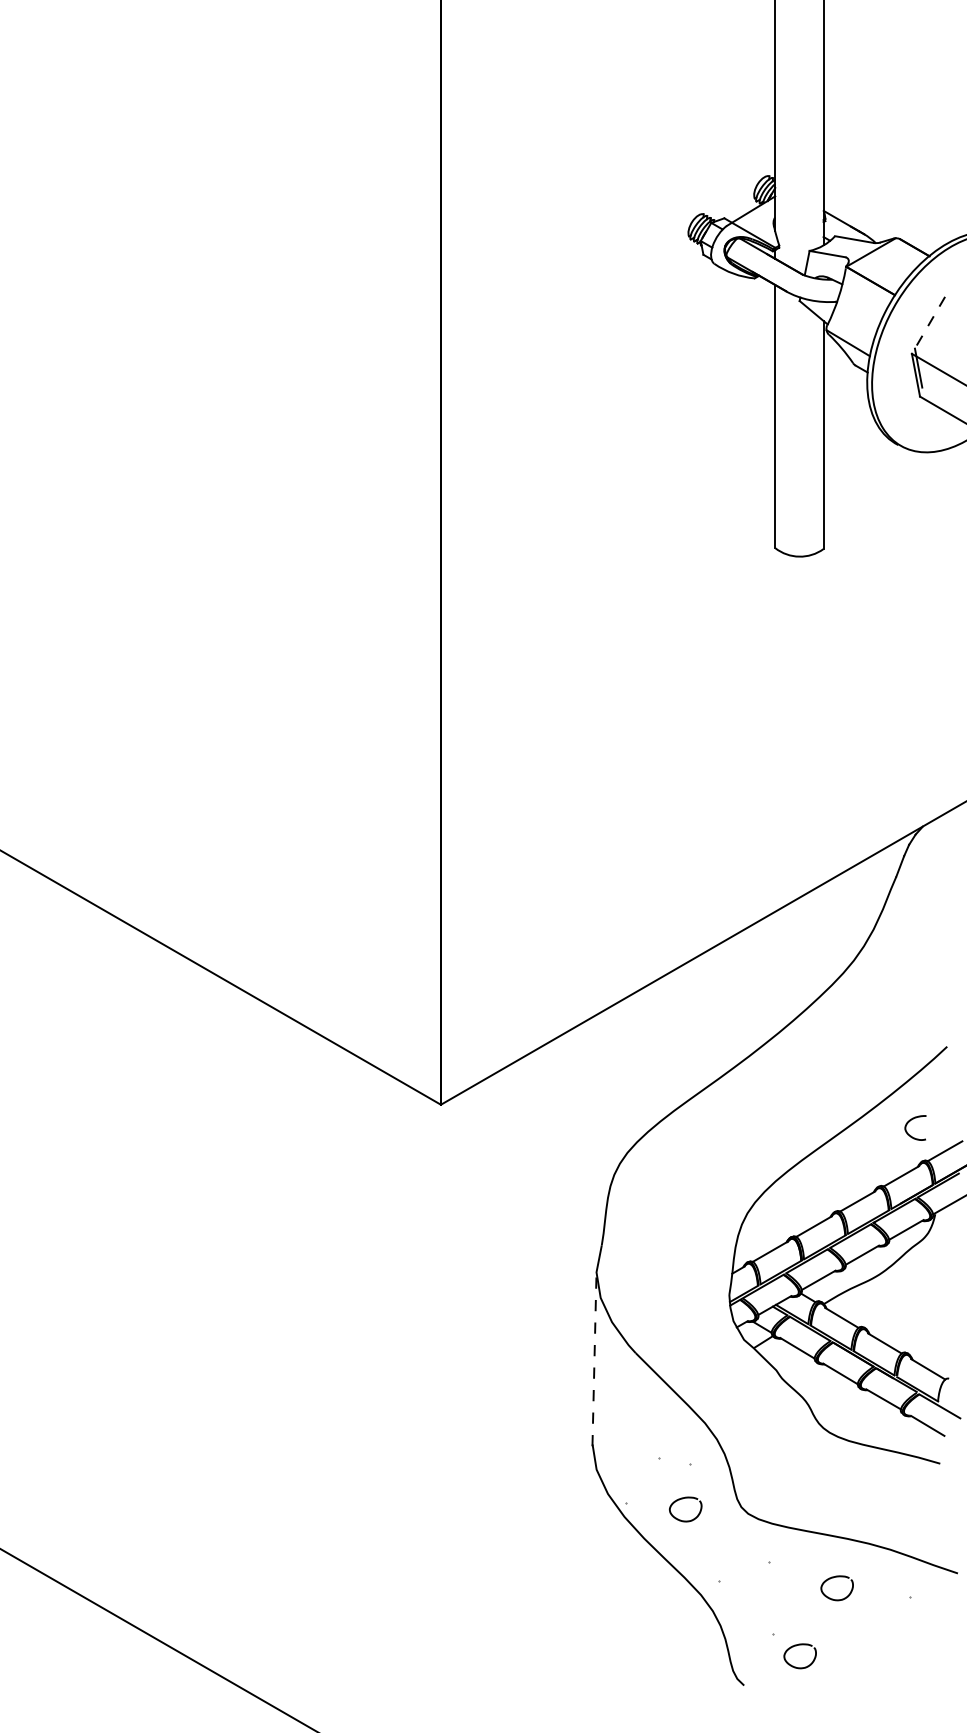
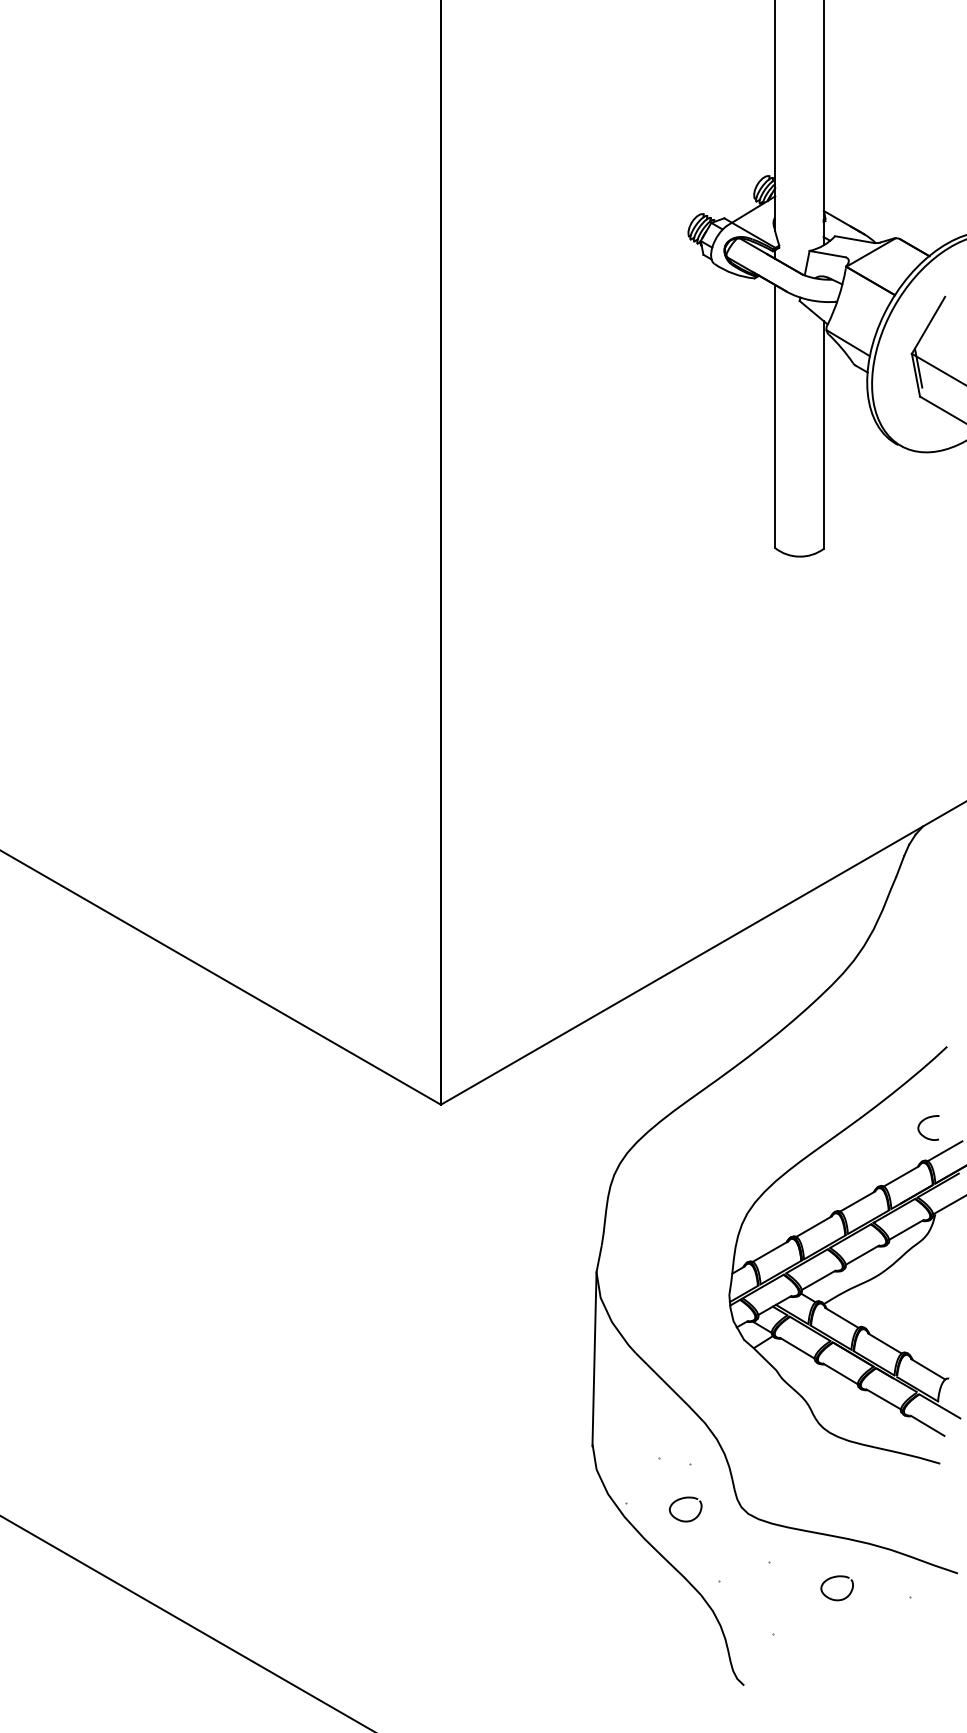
line: dashed -> solid (928, 325)
curve position: (910, 1121) -> (923, 1121) (923, 1121)
line: dashed -> solid (594, 1359)
line position: (157, 1639) -> (186, 1623) (186, 1623)
curve: present -> none (796, 1646)
